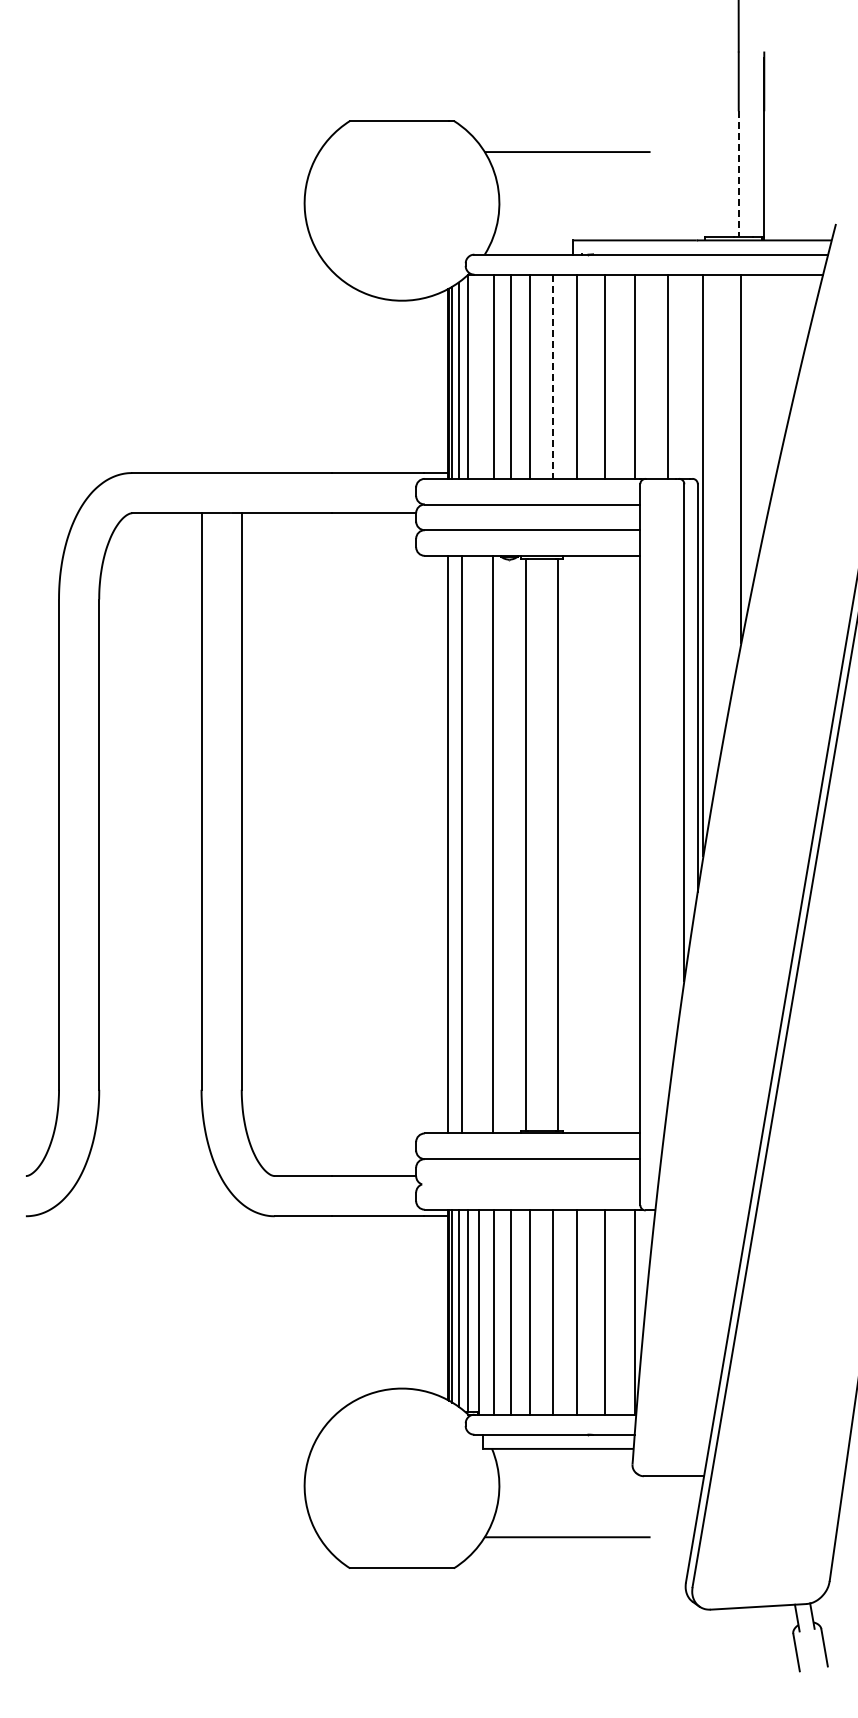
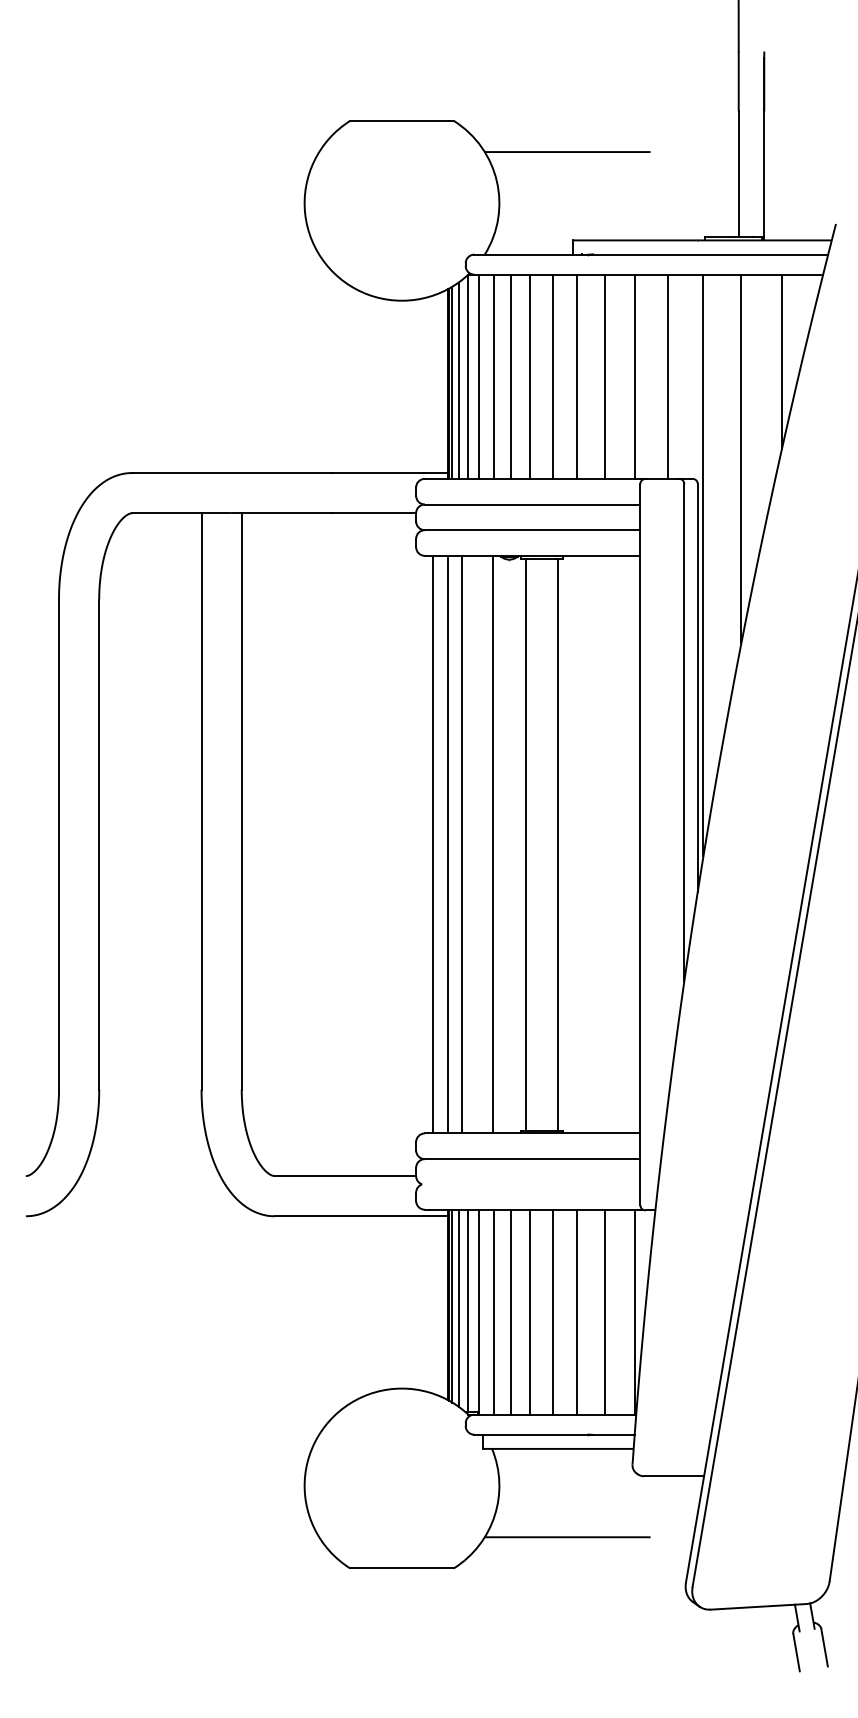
line: dashed -> solid (738, 173)
line: none -> present (781, 361)
line: none -> present (479, 376)
line: dashed -> solid (552, 377)
line: none -> present (433, 844)
